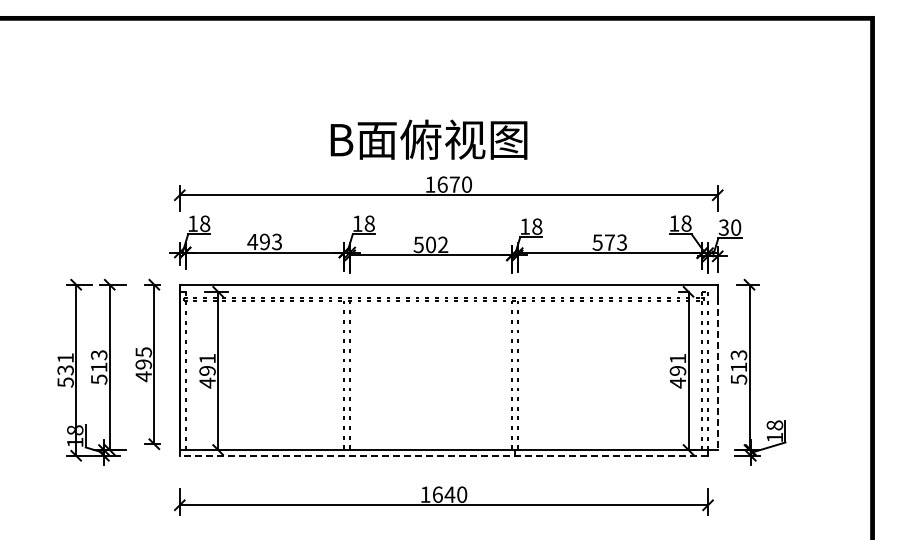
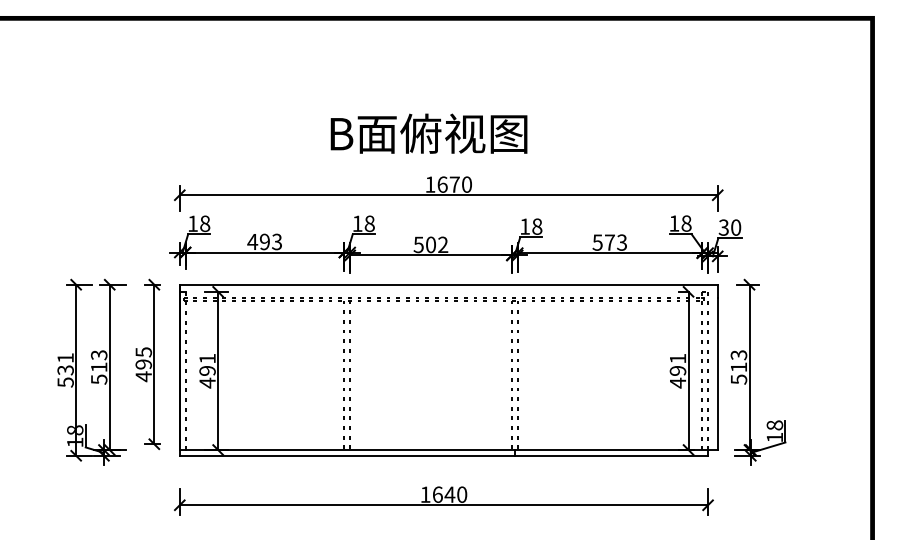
text position: (428, 139) -> (428, 133) (428, 133)
line: dashed -> solid (717, 374)
line: dashed -> solid (443, 455)
